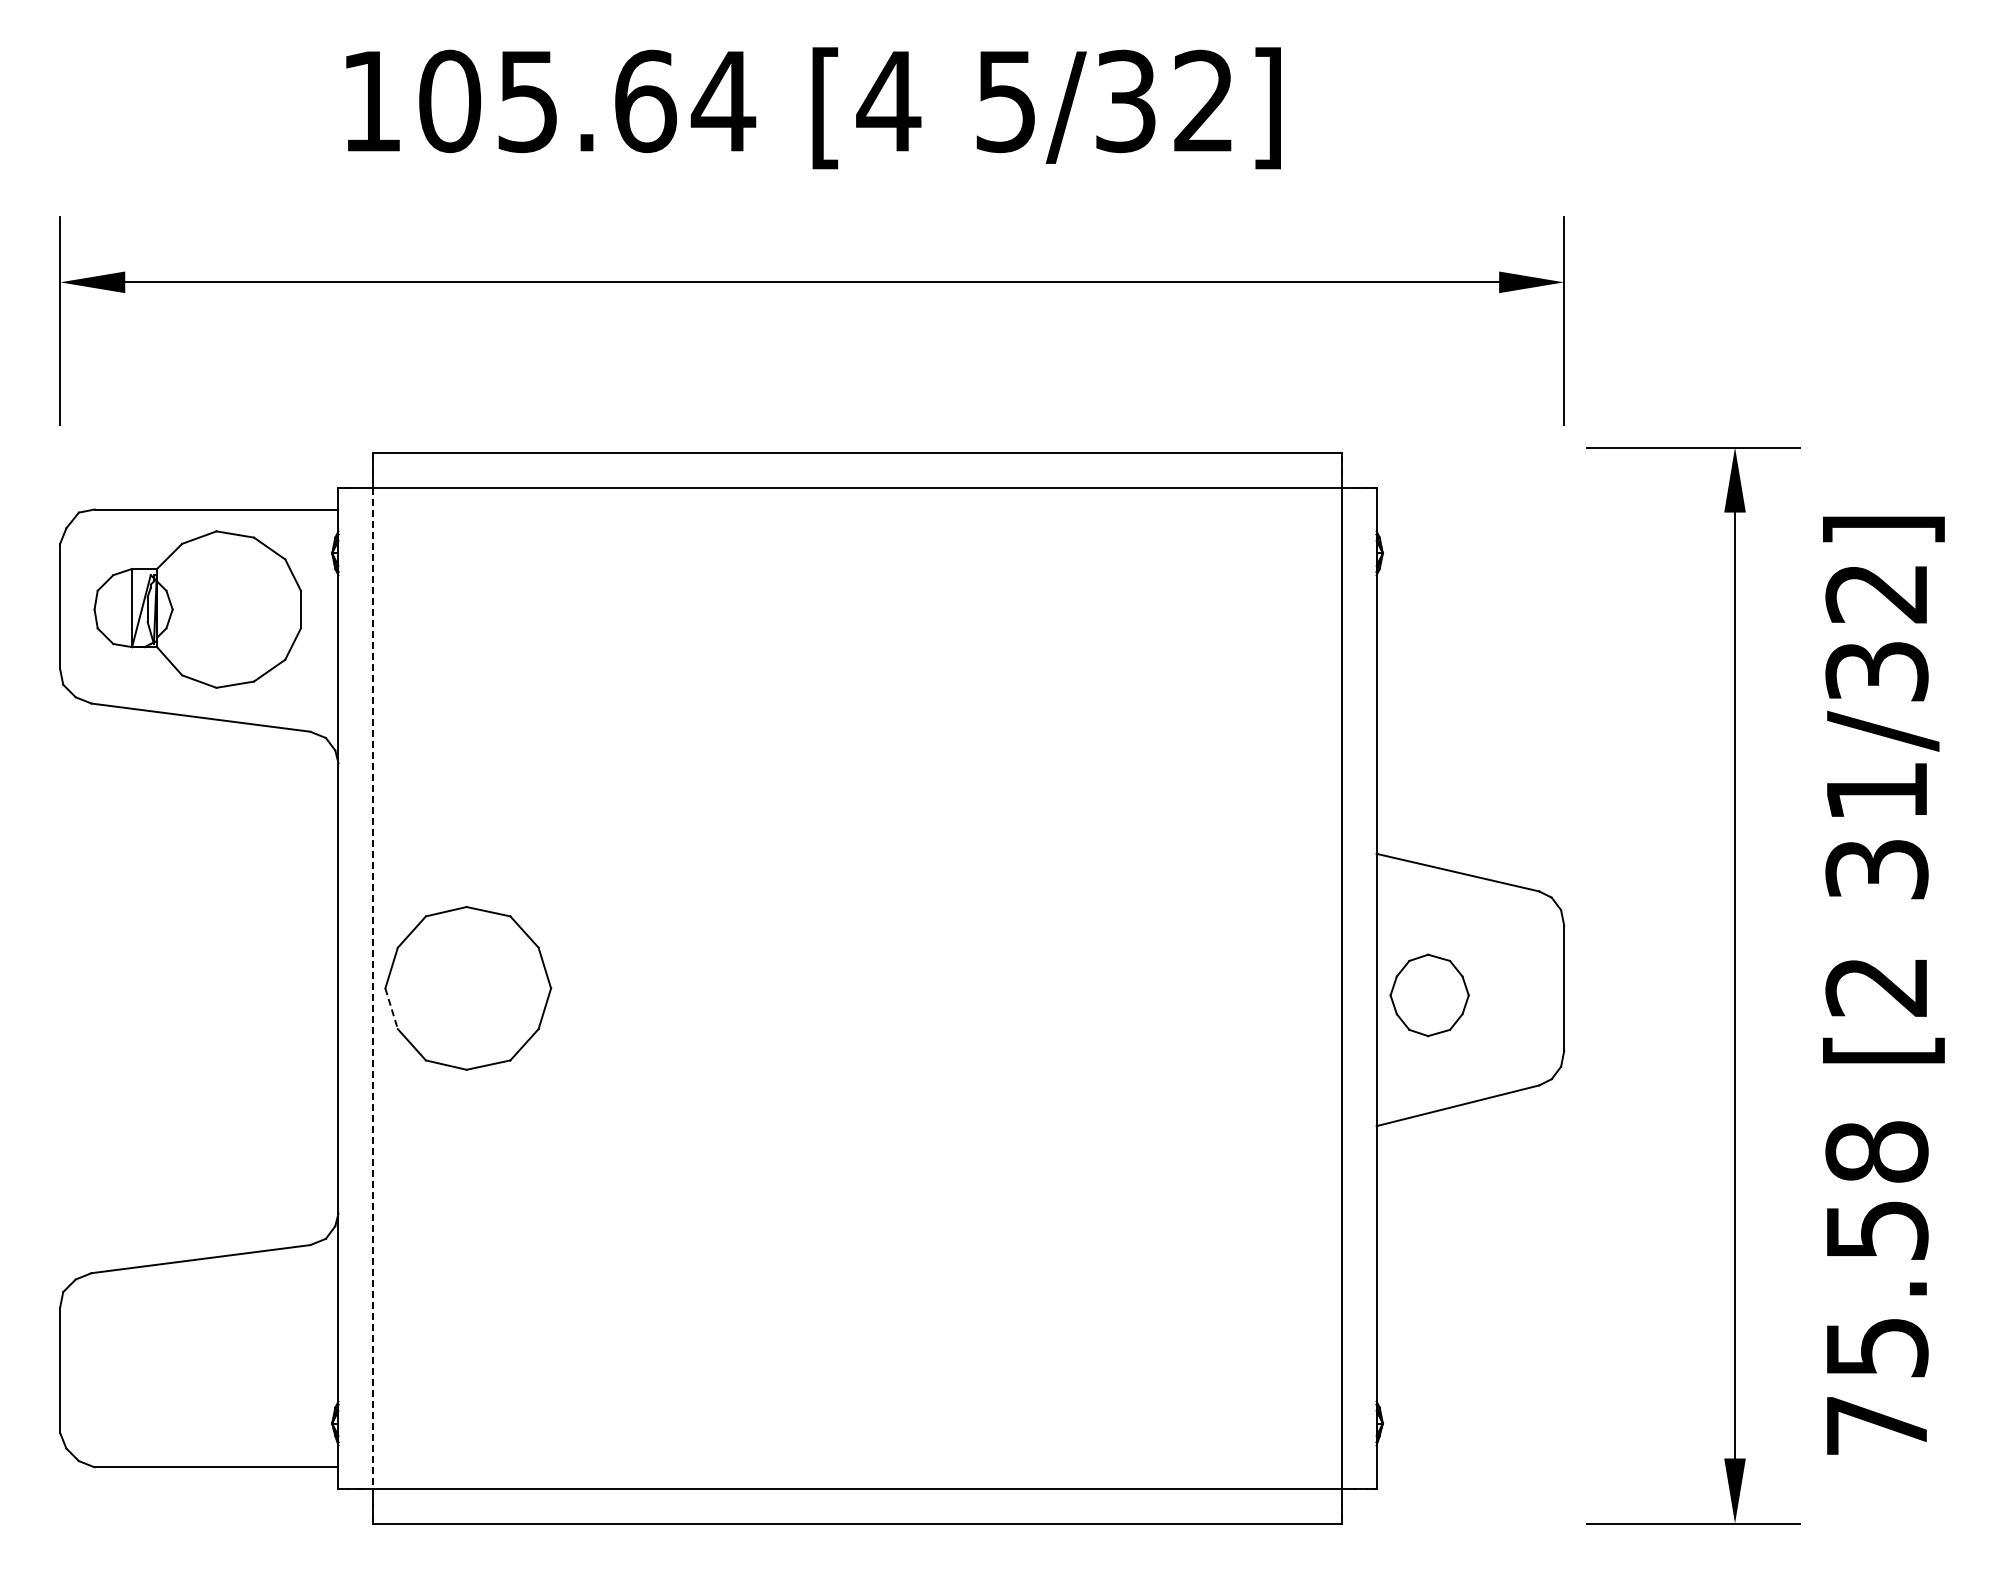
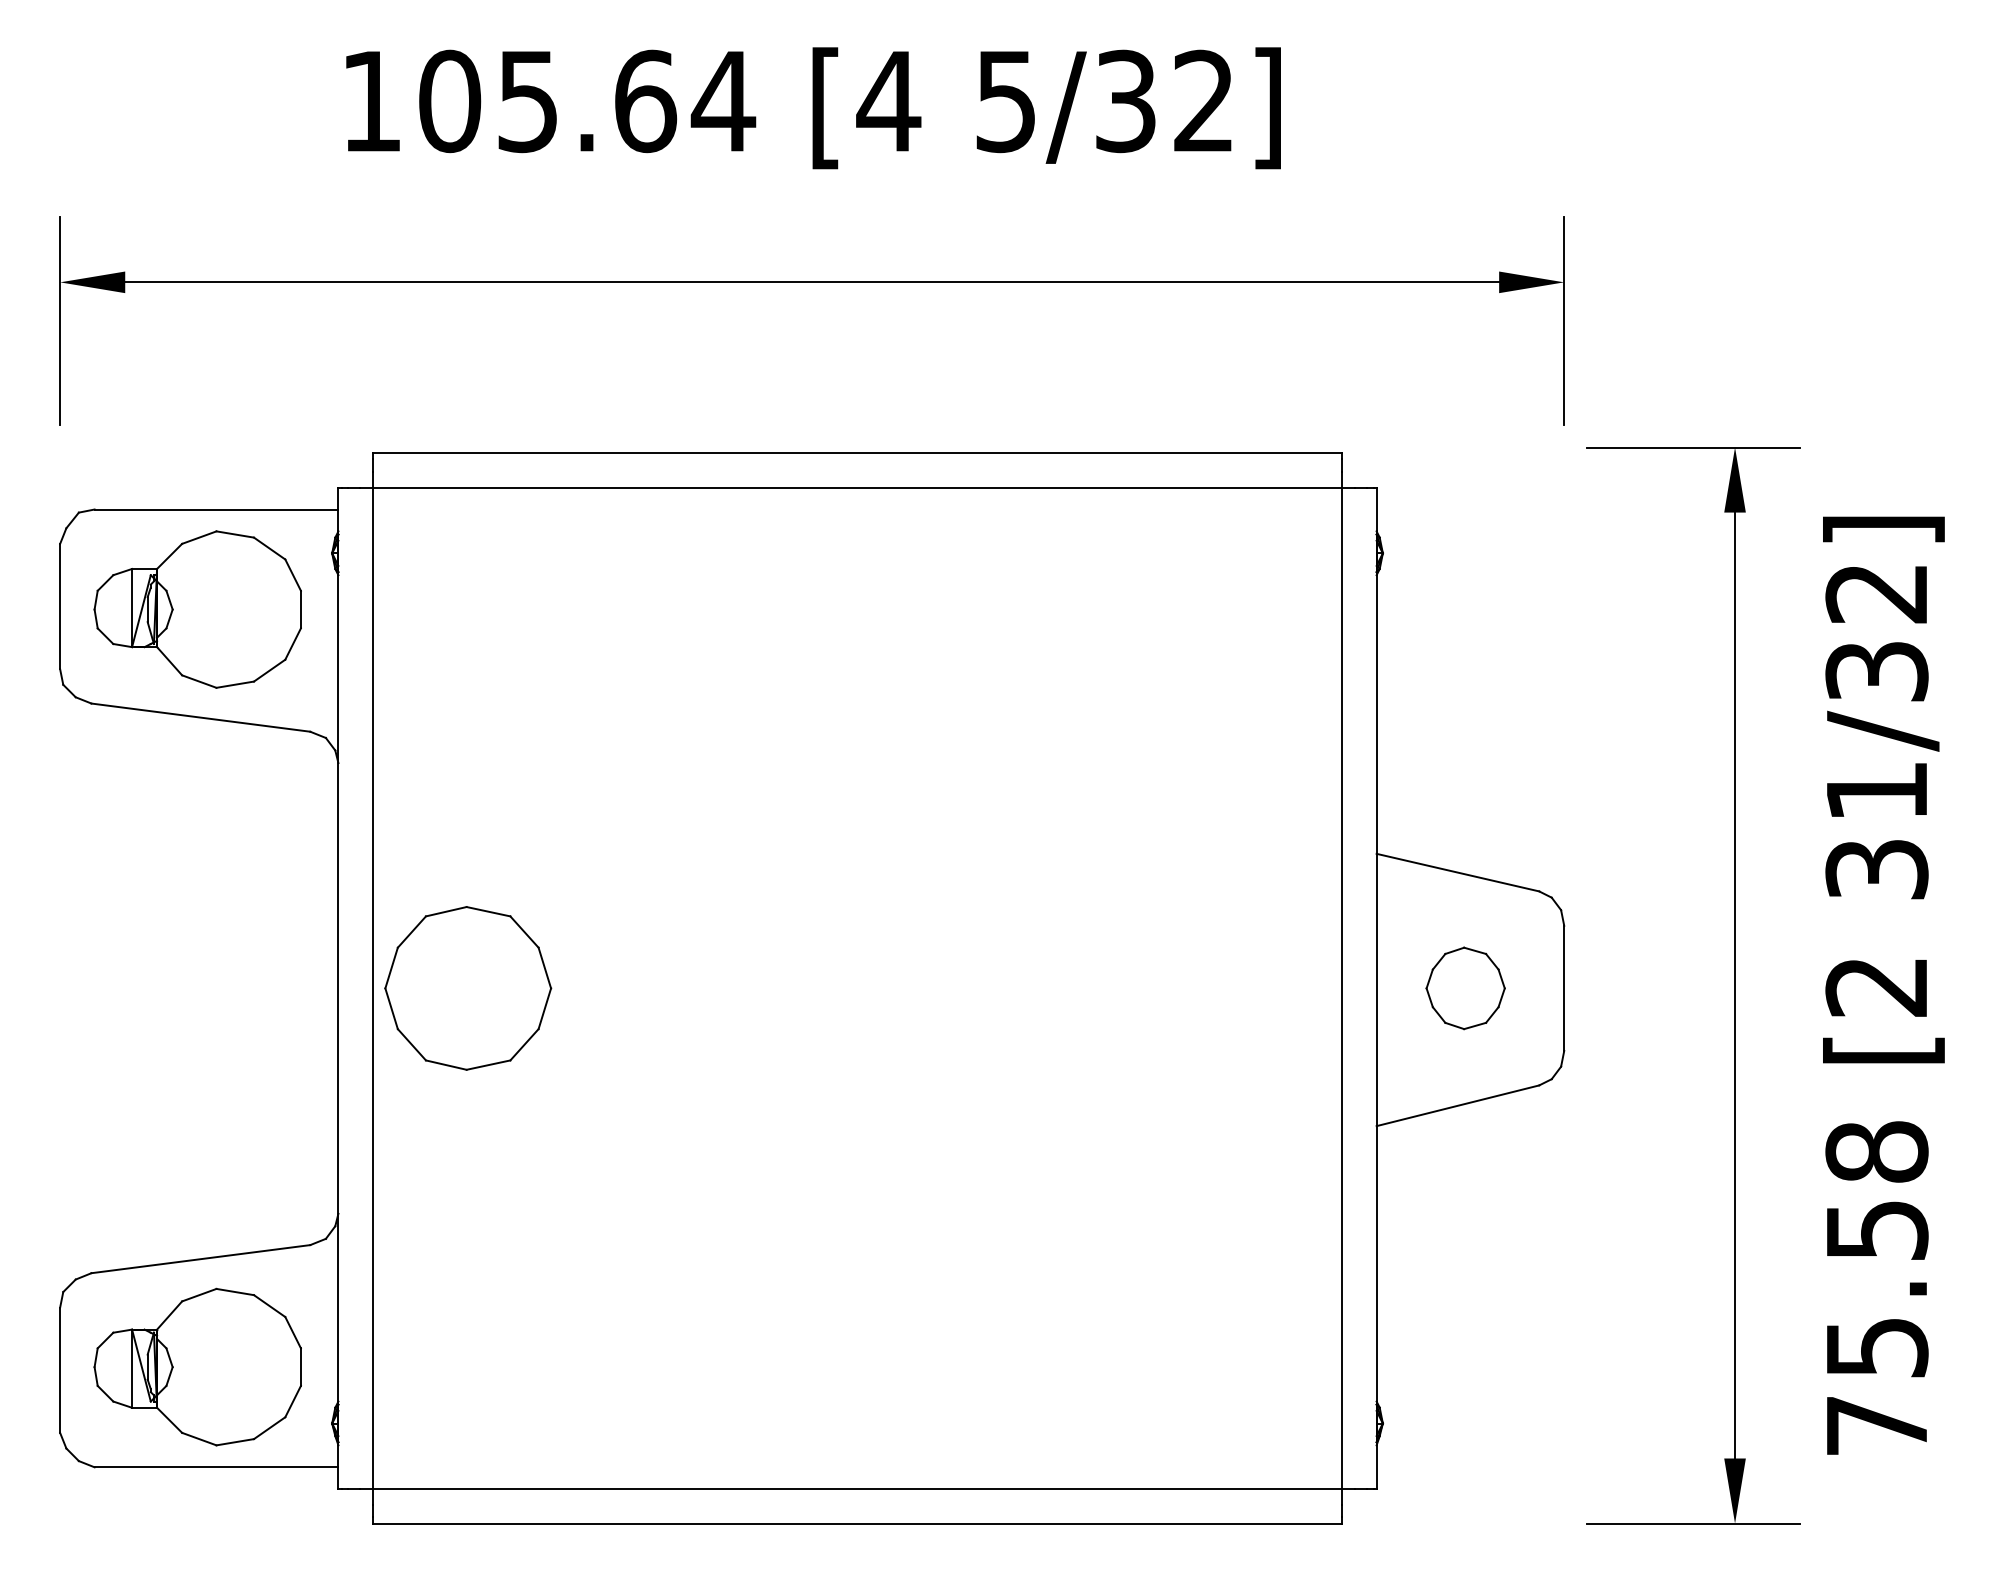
line: dashed -> solid (372, 988)
part position: (1429, 995) -> (1465, 988) (1465, 988)
line: dashed -> solid (391, 1009)
part: none -> present (197, 1366)
